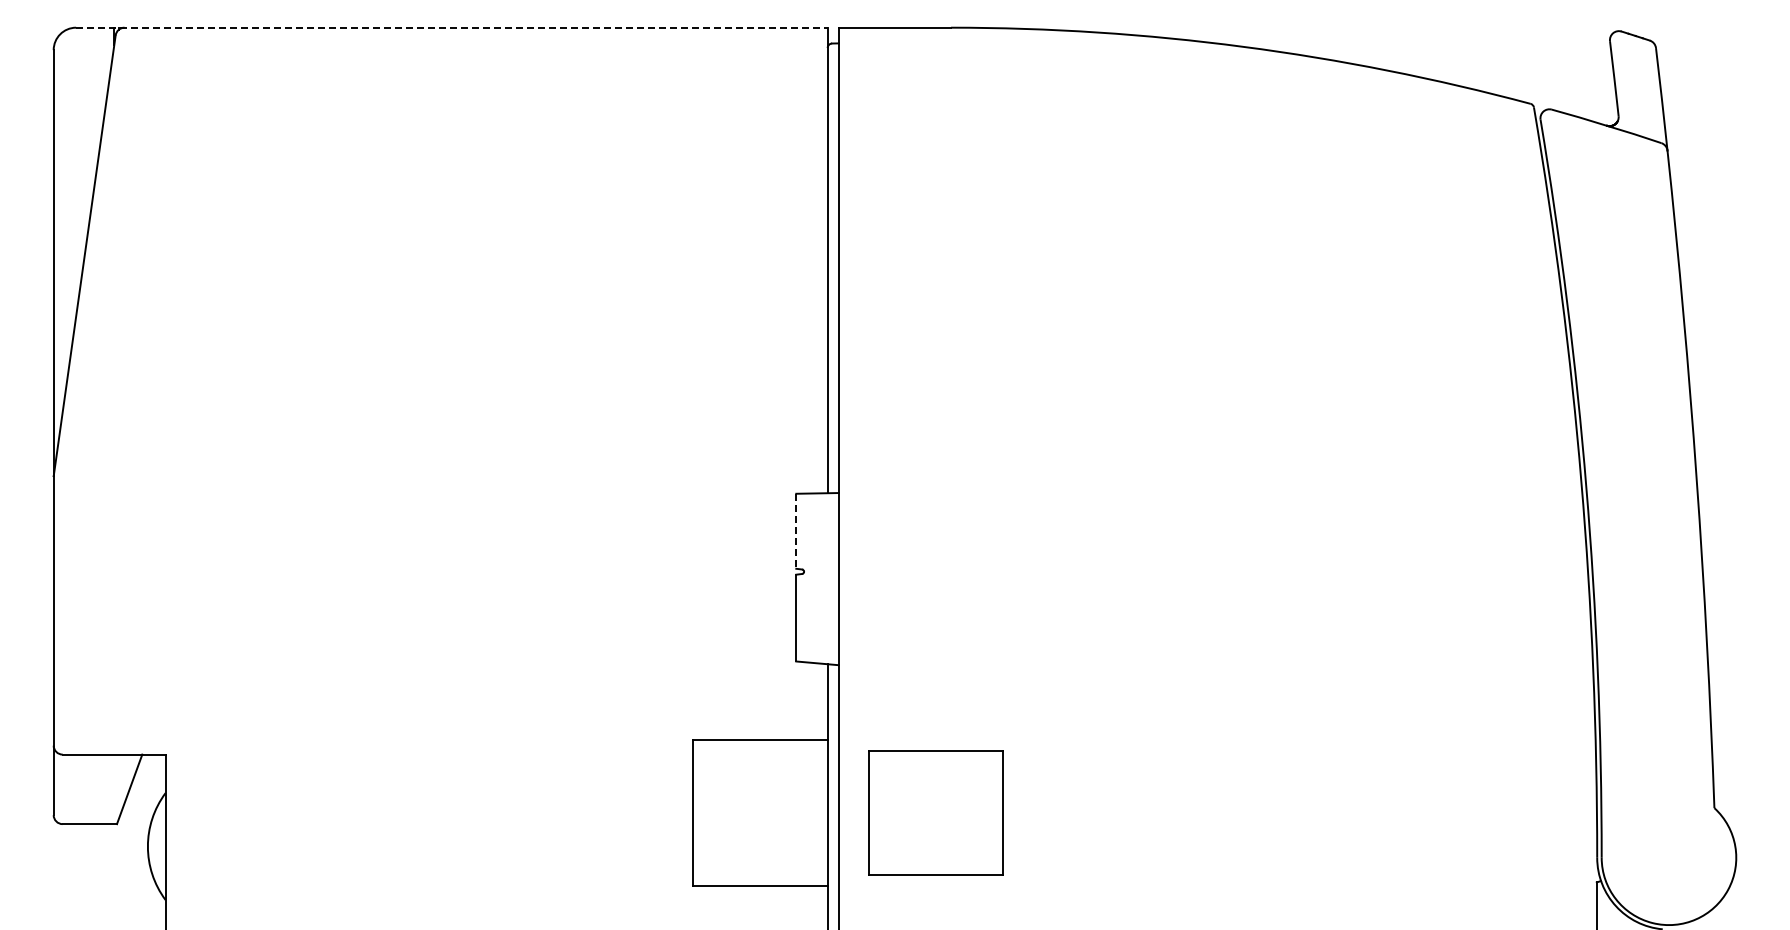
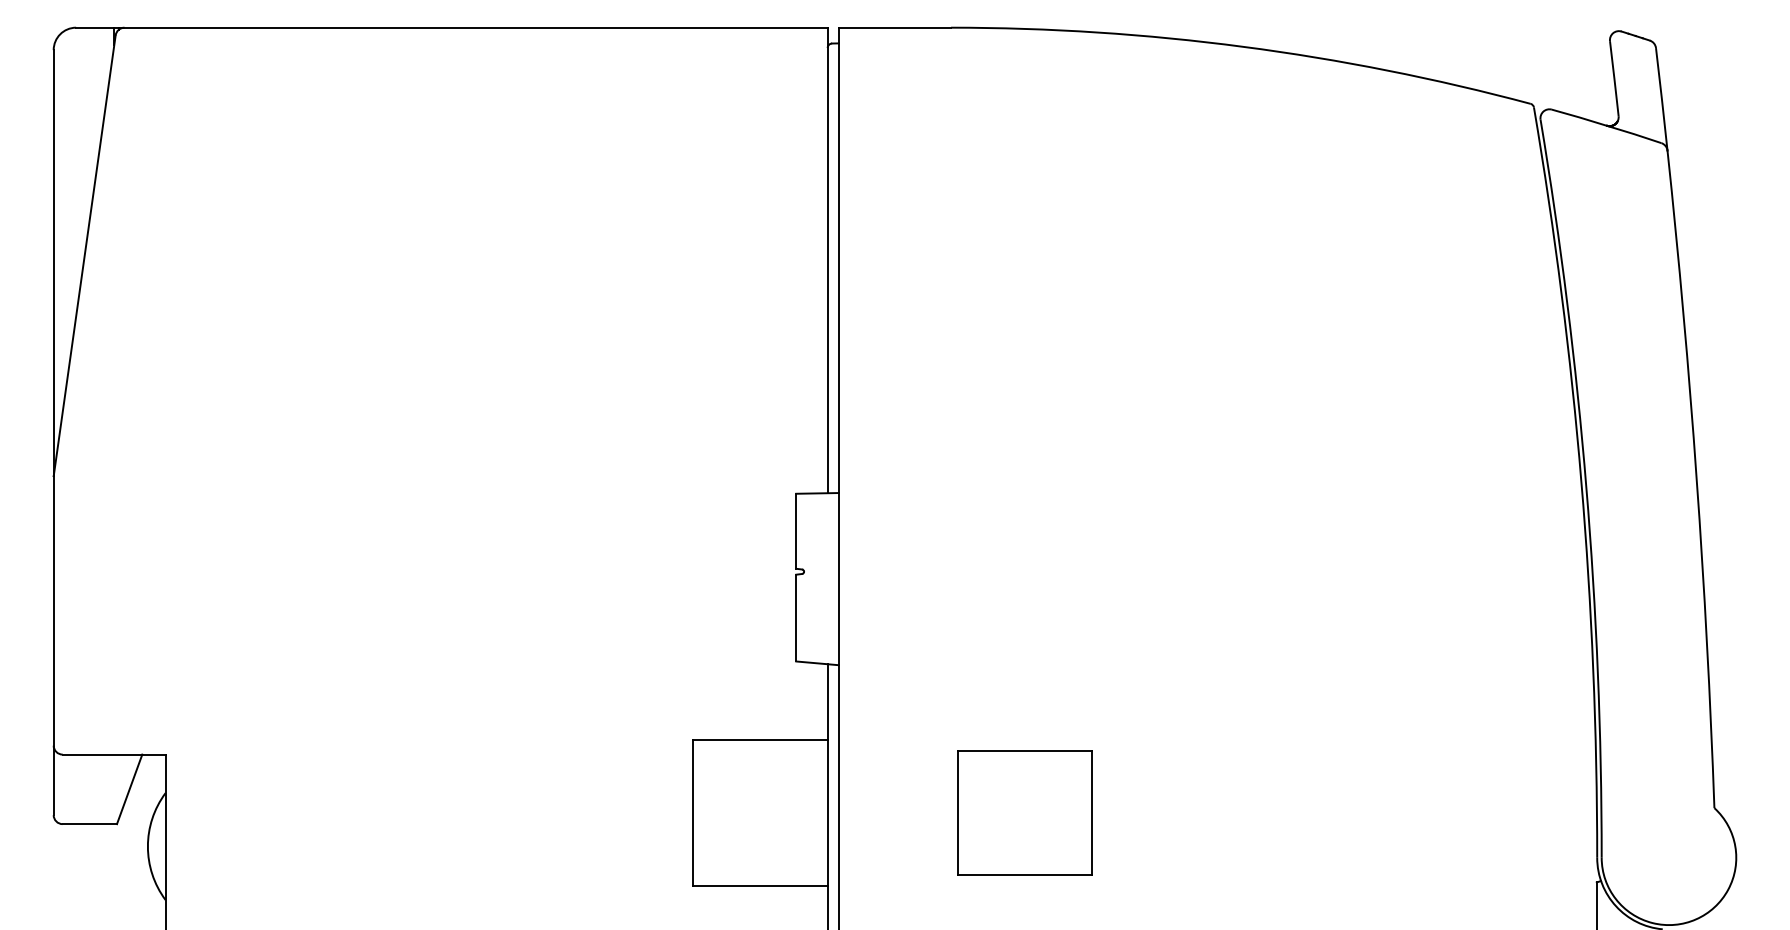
line: dashed -> solid (451, 27)
line: dashed -> solid (796, 531)
part position: (935, 812) -> (1024, 812) (1024, 812)
